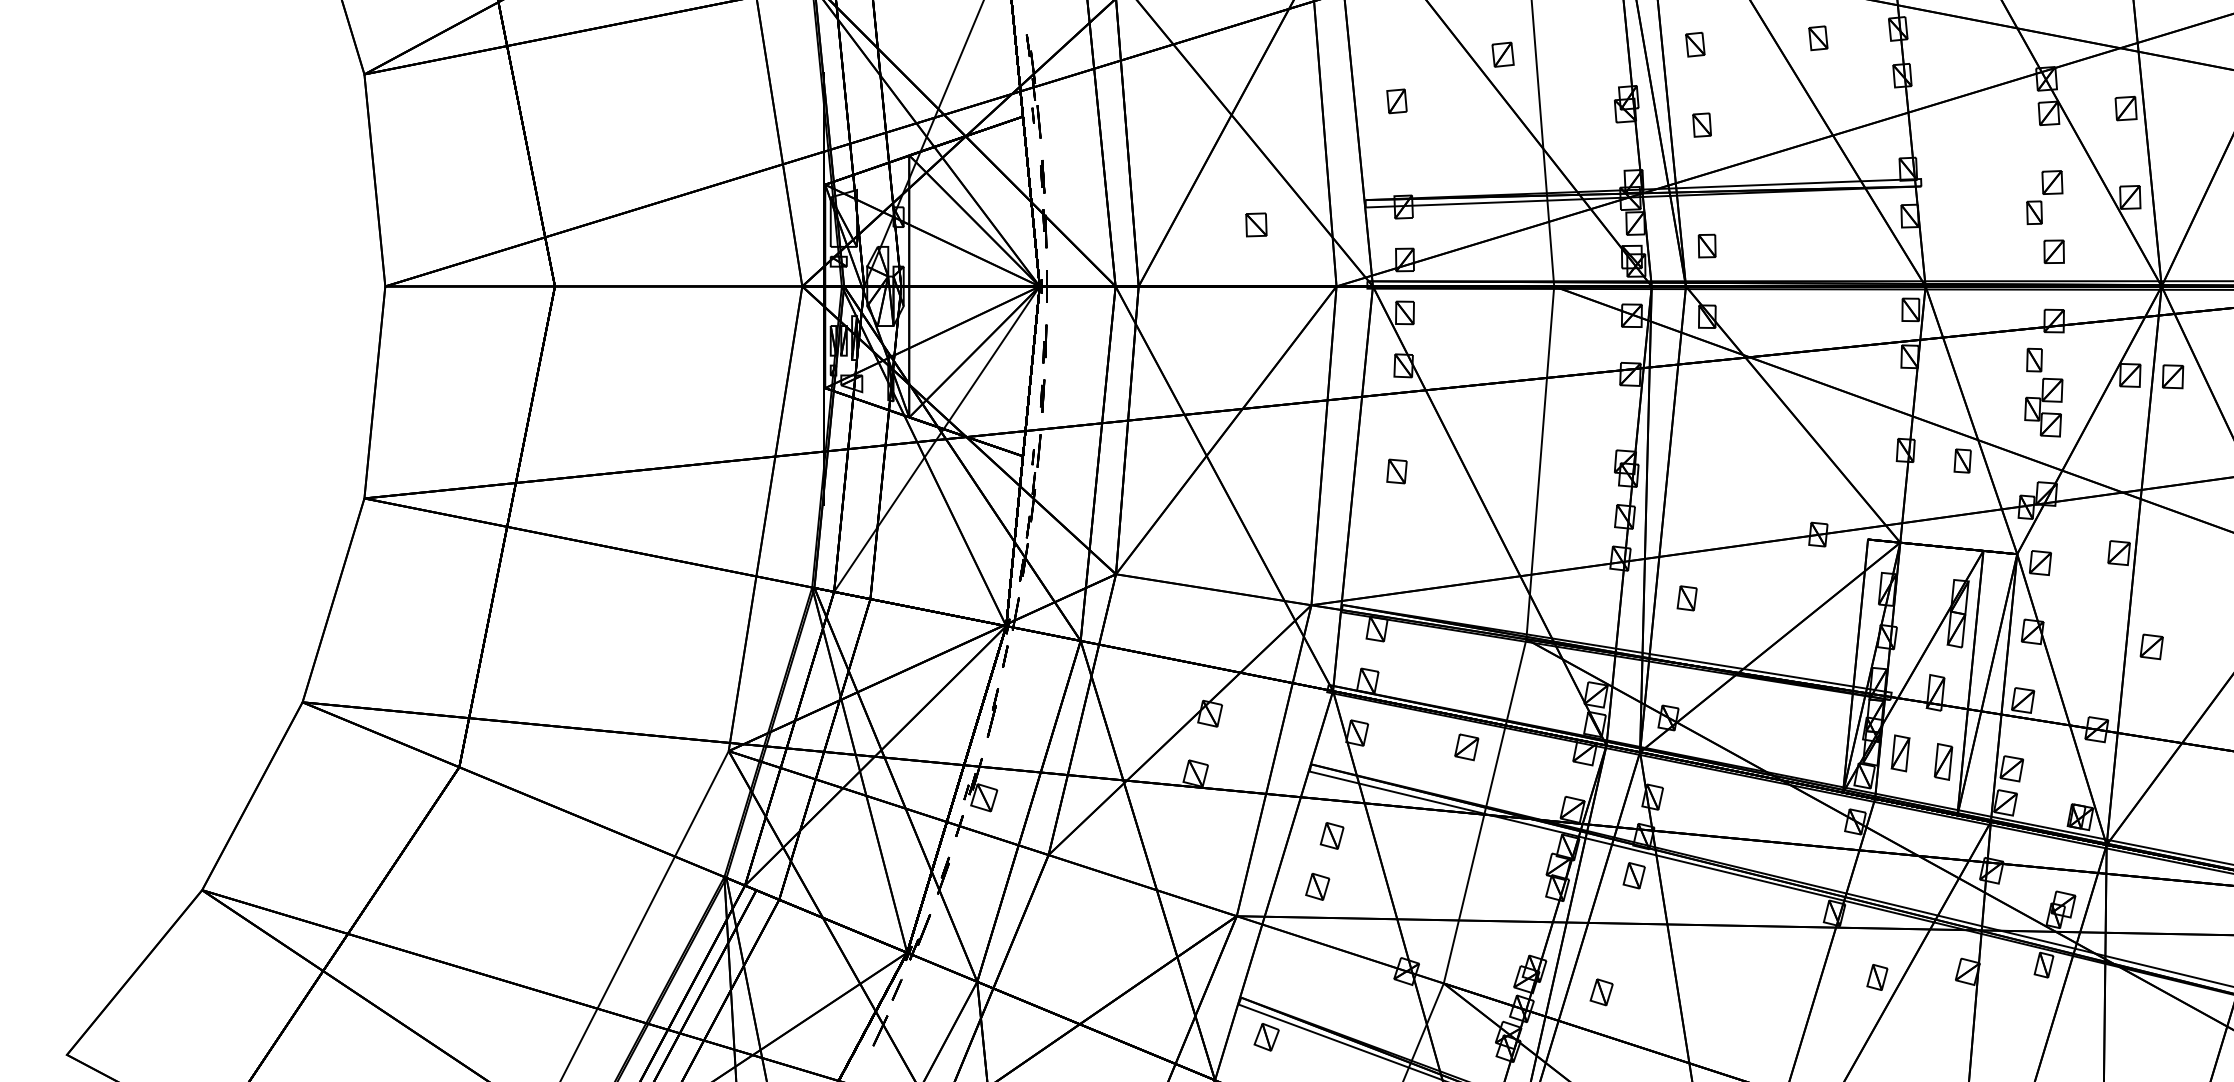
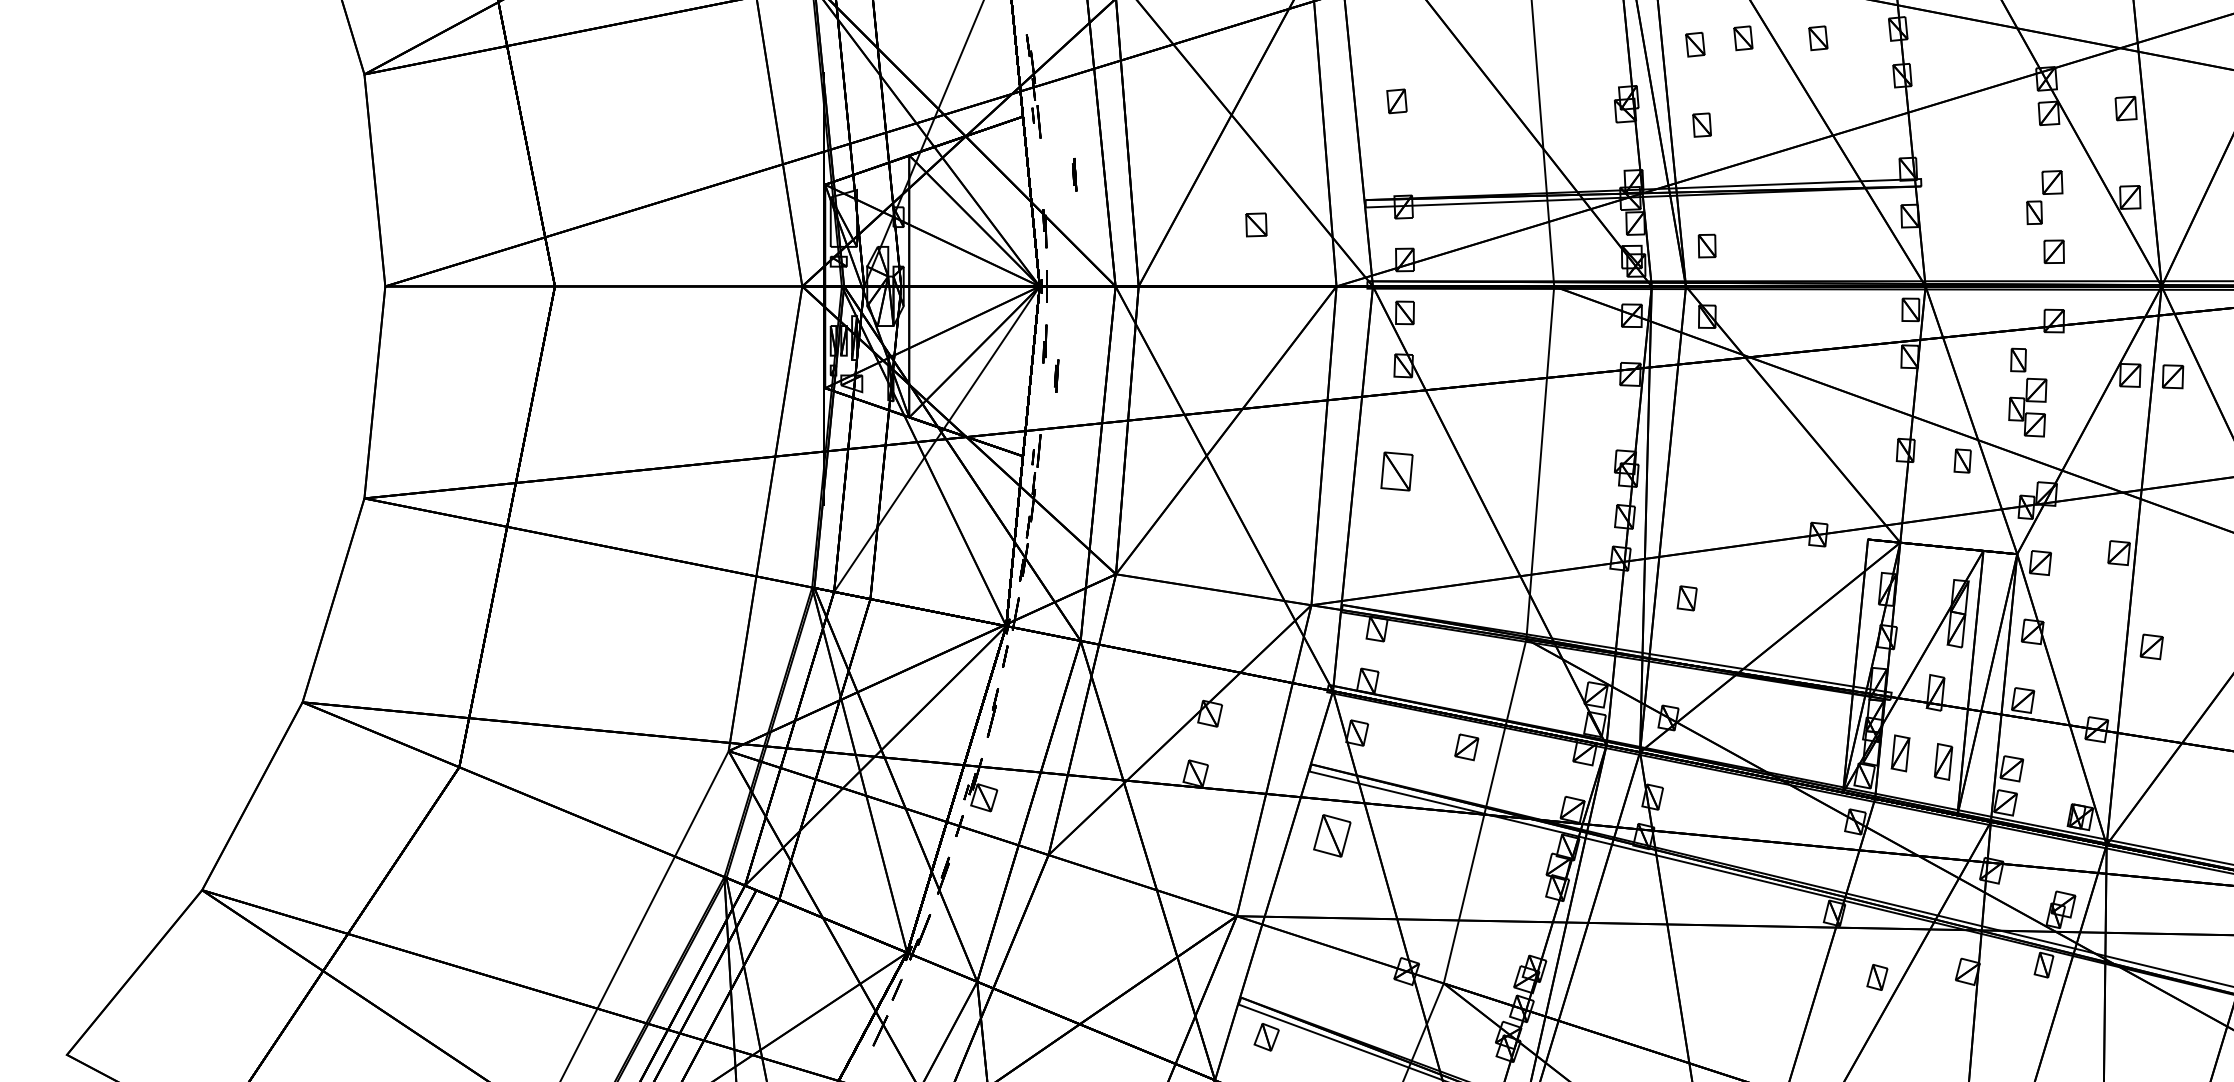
part: none -> present (1743, 38)
part: present -> none (1502, 54)
part position: (1042, 176) -> (1074, 174) (1074, 174)
part position: (2043, 392) -> (2027, 392) (2027, 392)
part position: (1042, 395) -> (1056, 375) (1056, 375)
part size: 22x27 px -> 34x41 px (1396, 471)
part size: 26x28 px -> 39x44 px (1332, 835)
part: present -> none (1633, 875)
part: present -> none (1317, 886)
part: present -> none (1601, 992)
